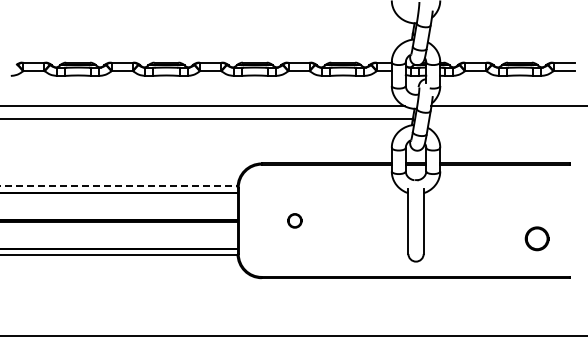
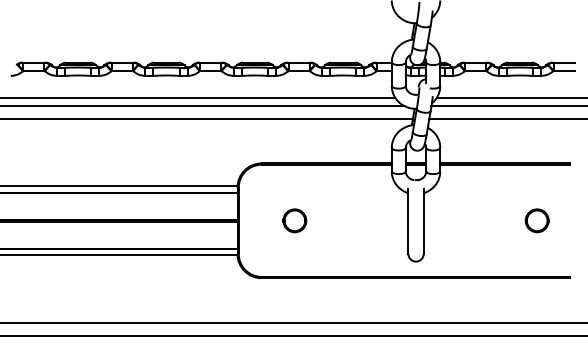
line: none -> present (198, 97)
line: none -> present (510, 97)
line: none -> present (506, 118)
line: dashed -> solid (119, 186)
part size: 16x16 px -> 26x26 px (294, 220)
part position: (536, 238) -> (536, 220) (536, 220)
line: none -> present (293, 322)
